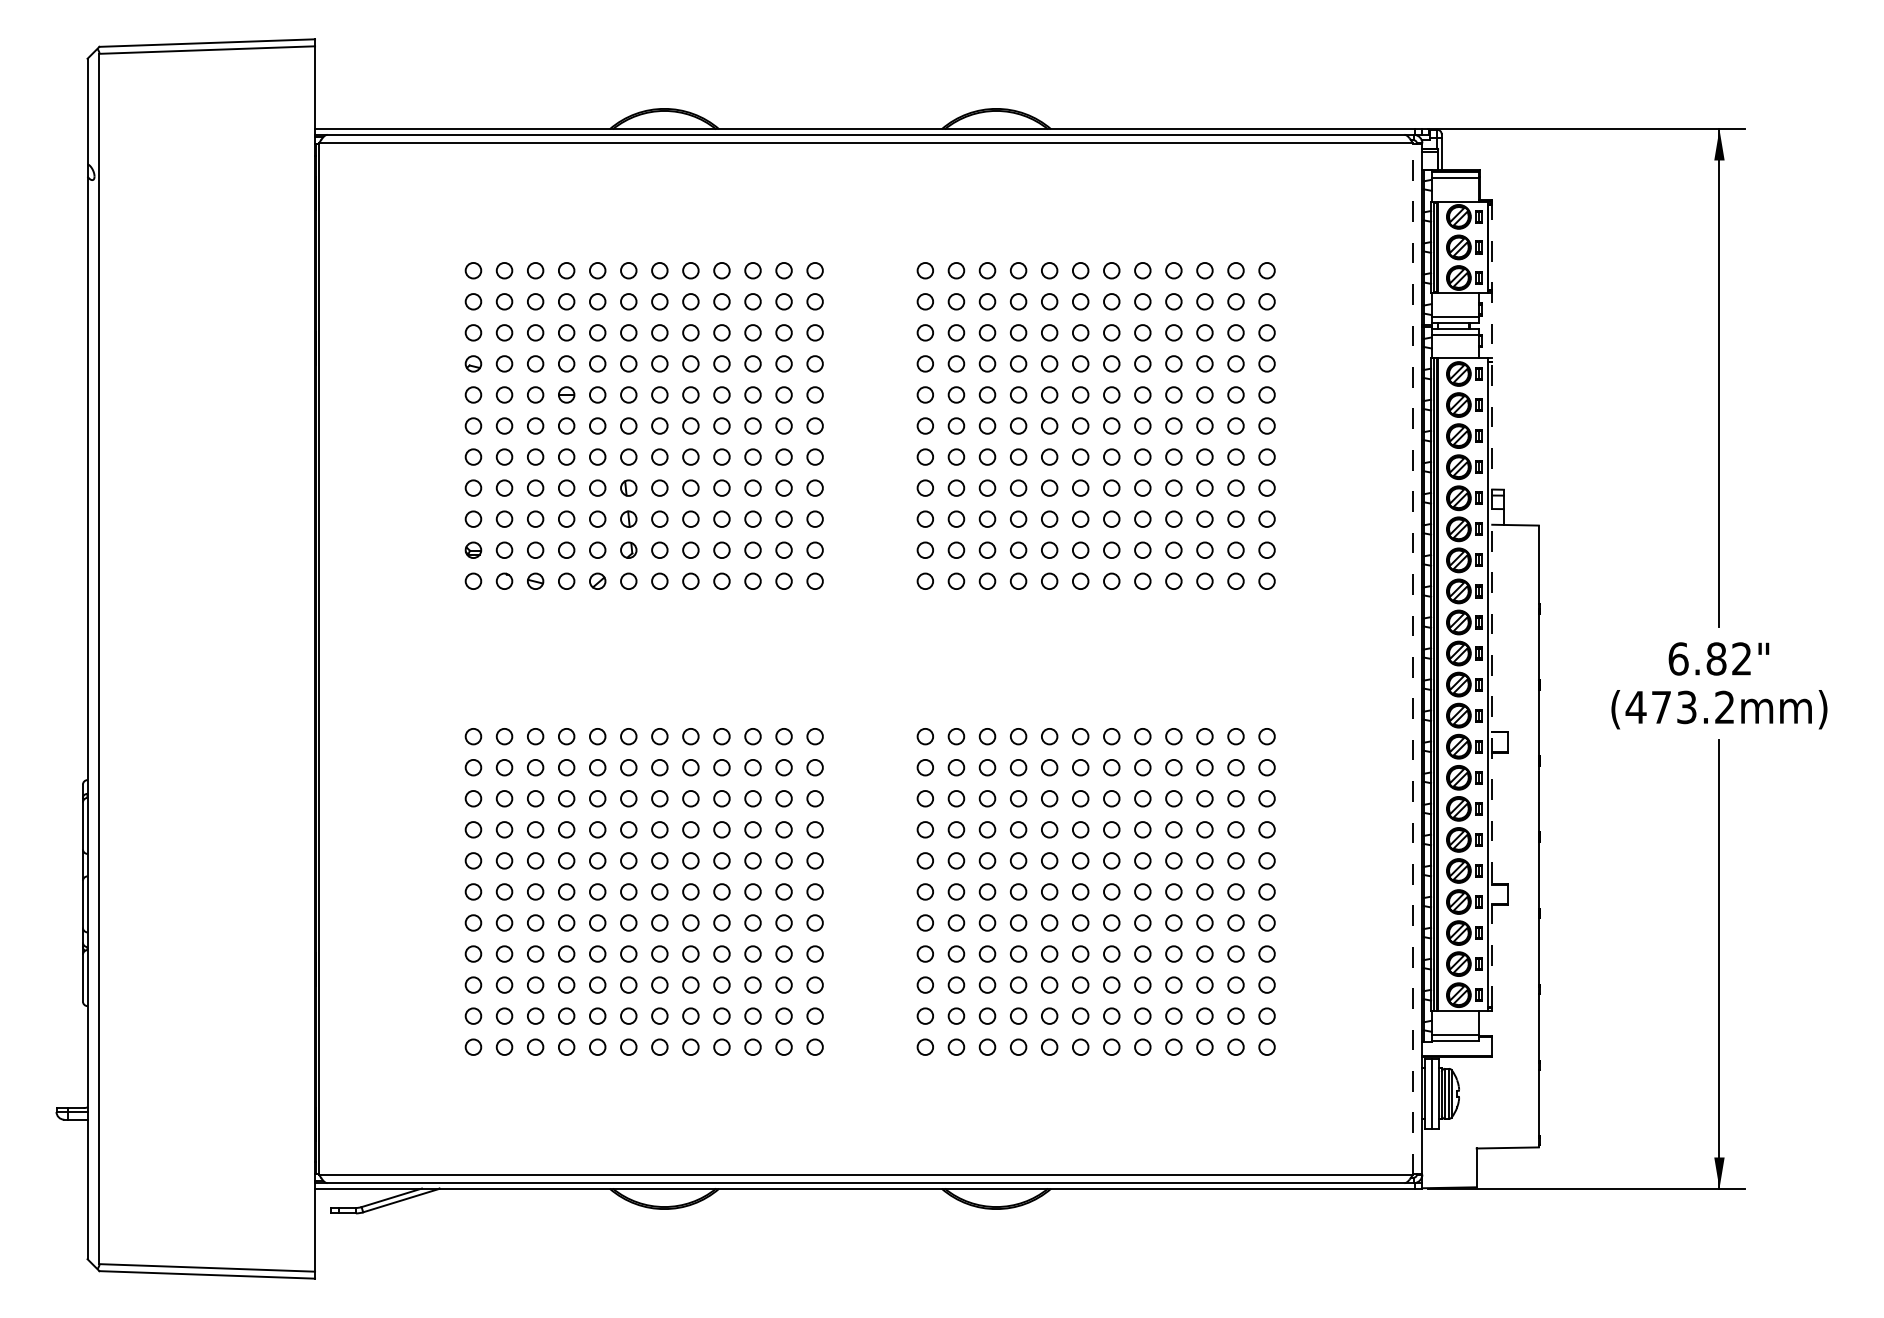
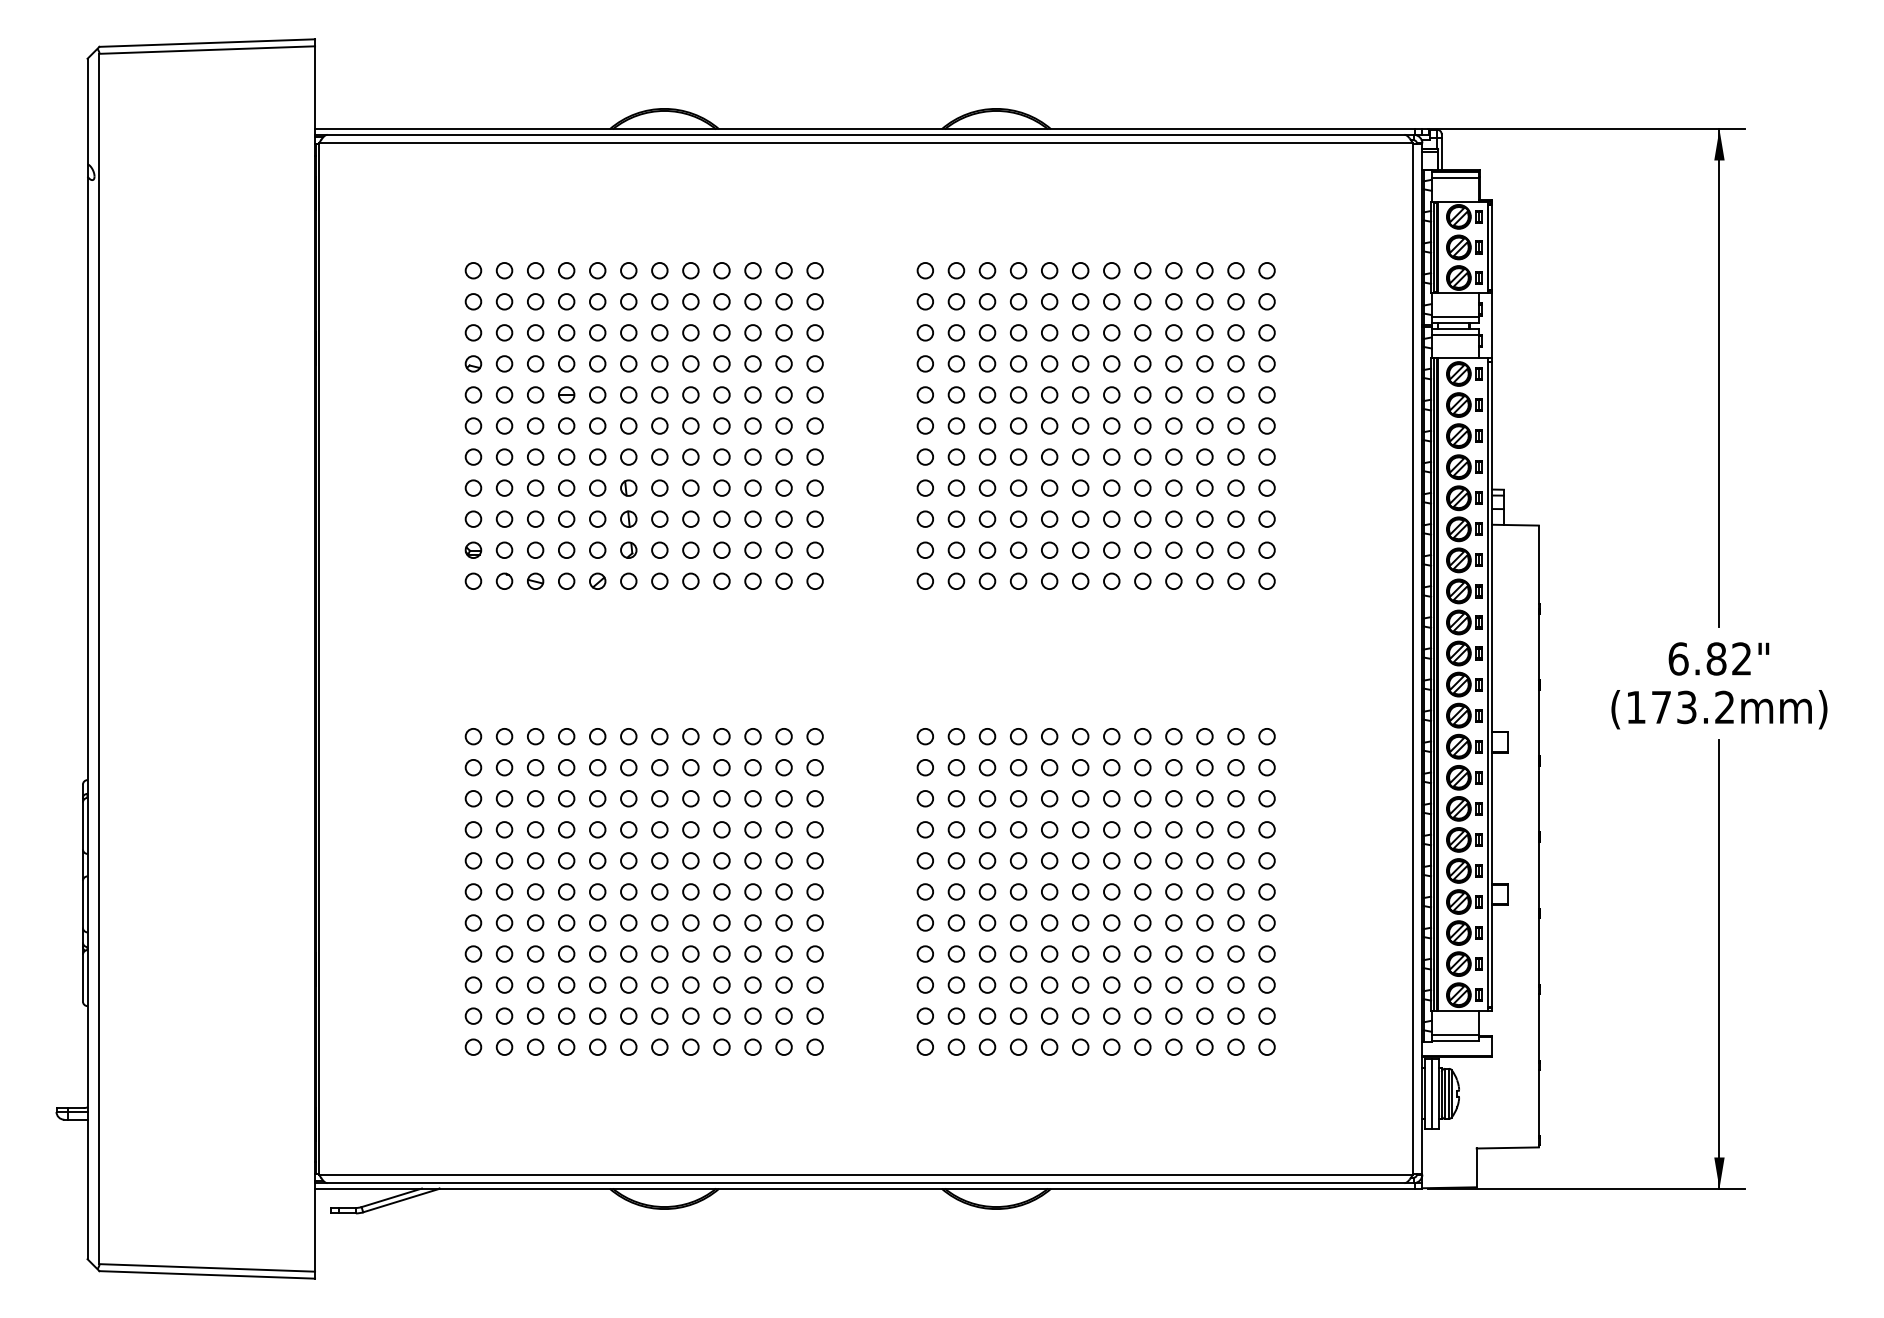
line: dashed -> solid (1492, 605)
line: dashed -> solid (1413, 658)
text: (473.2mm) -> (173.2mm) (1635, 707)
